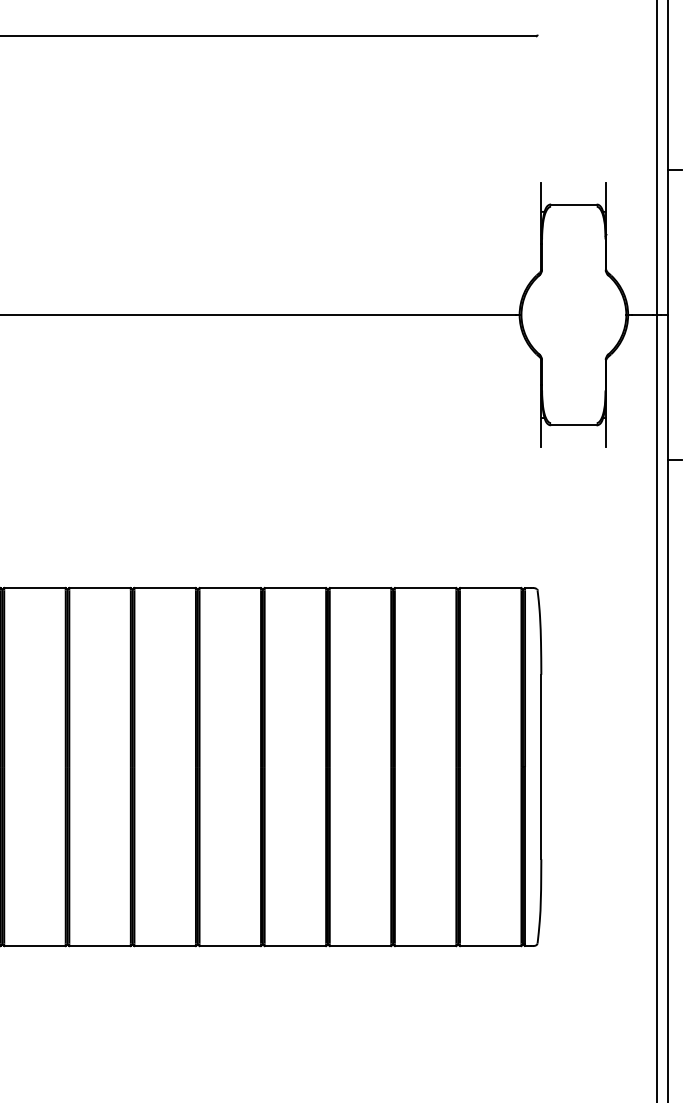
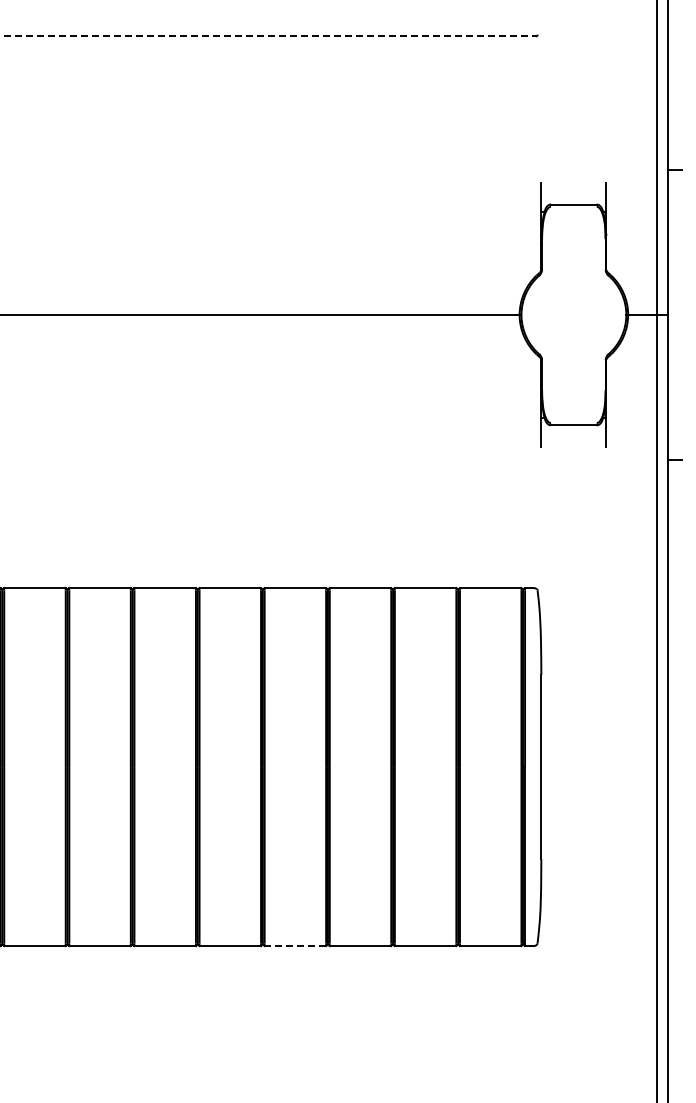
line: solid -> dashed (268, 36)
line: solid -> dashed (295, 946)
